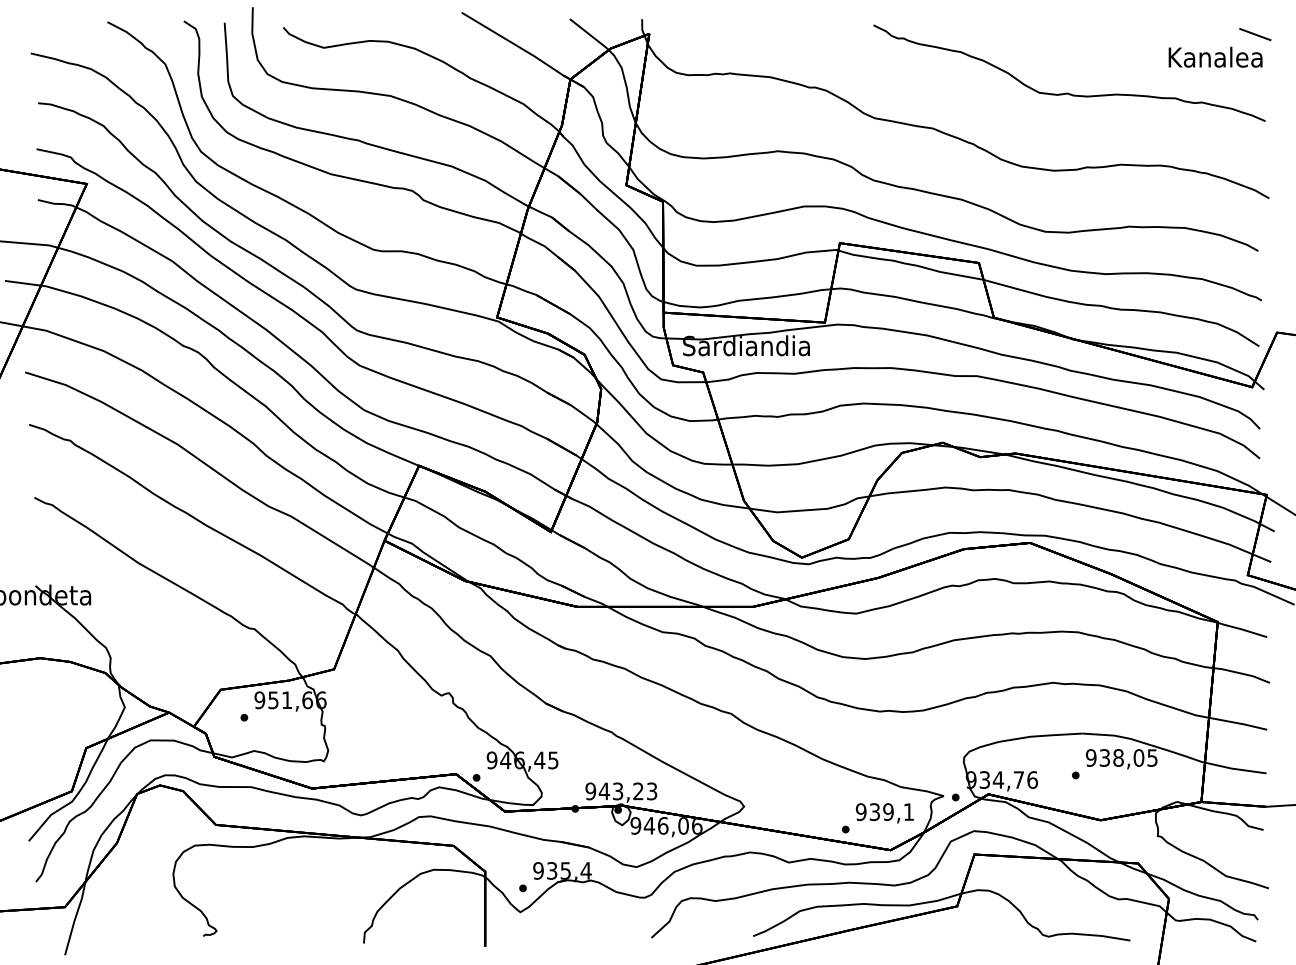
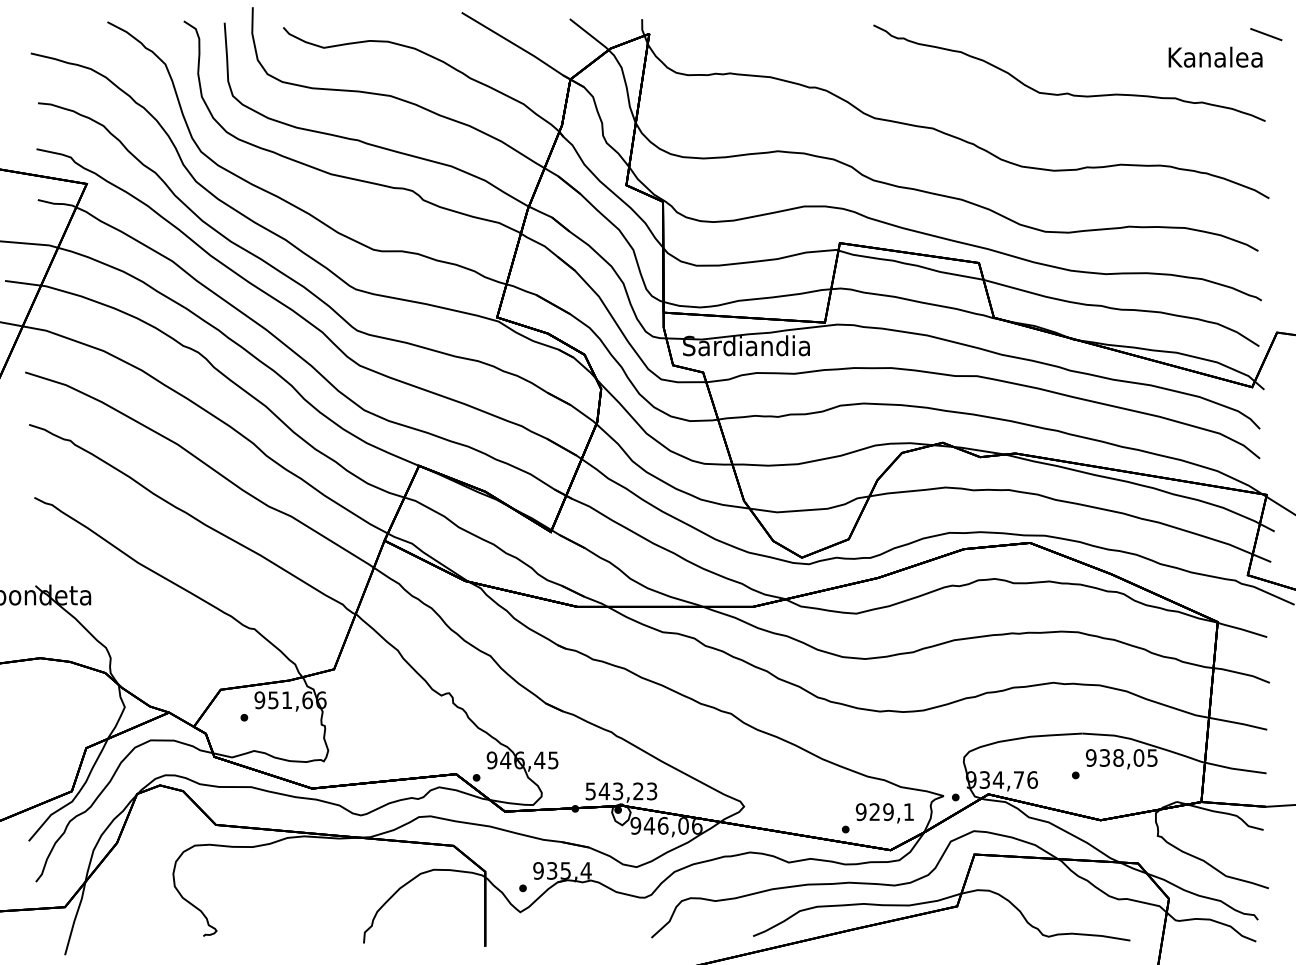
line position: (1255, 34) -> (1266, 34) (1266, 34)
text: 943,23 -> 543,23 (590, 791)
text: 939,1 -> 929,1 (874, 812)
